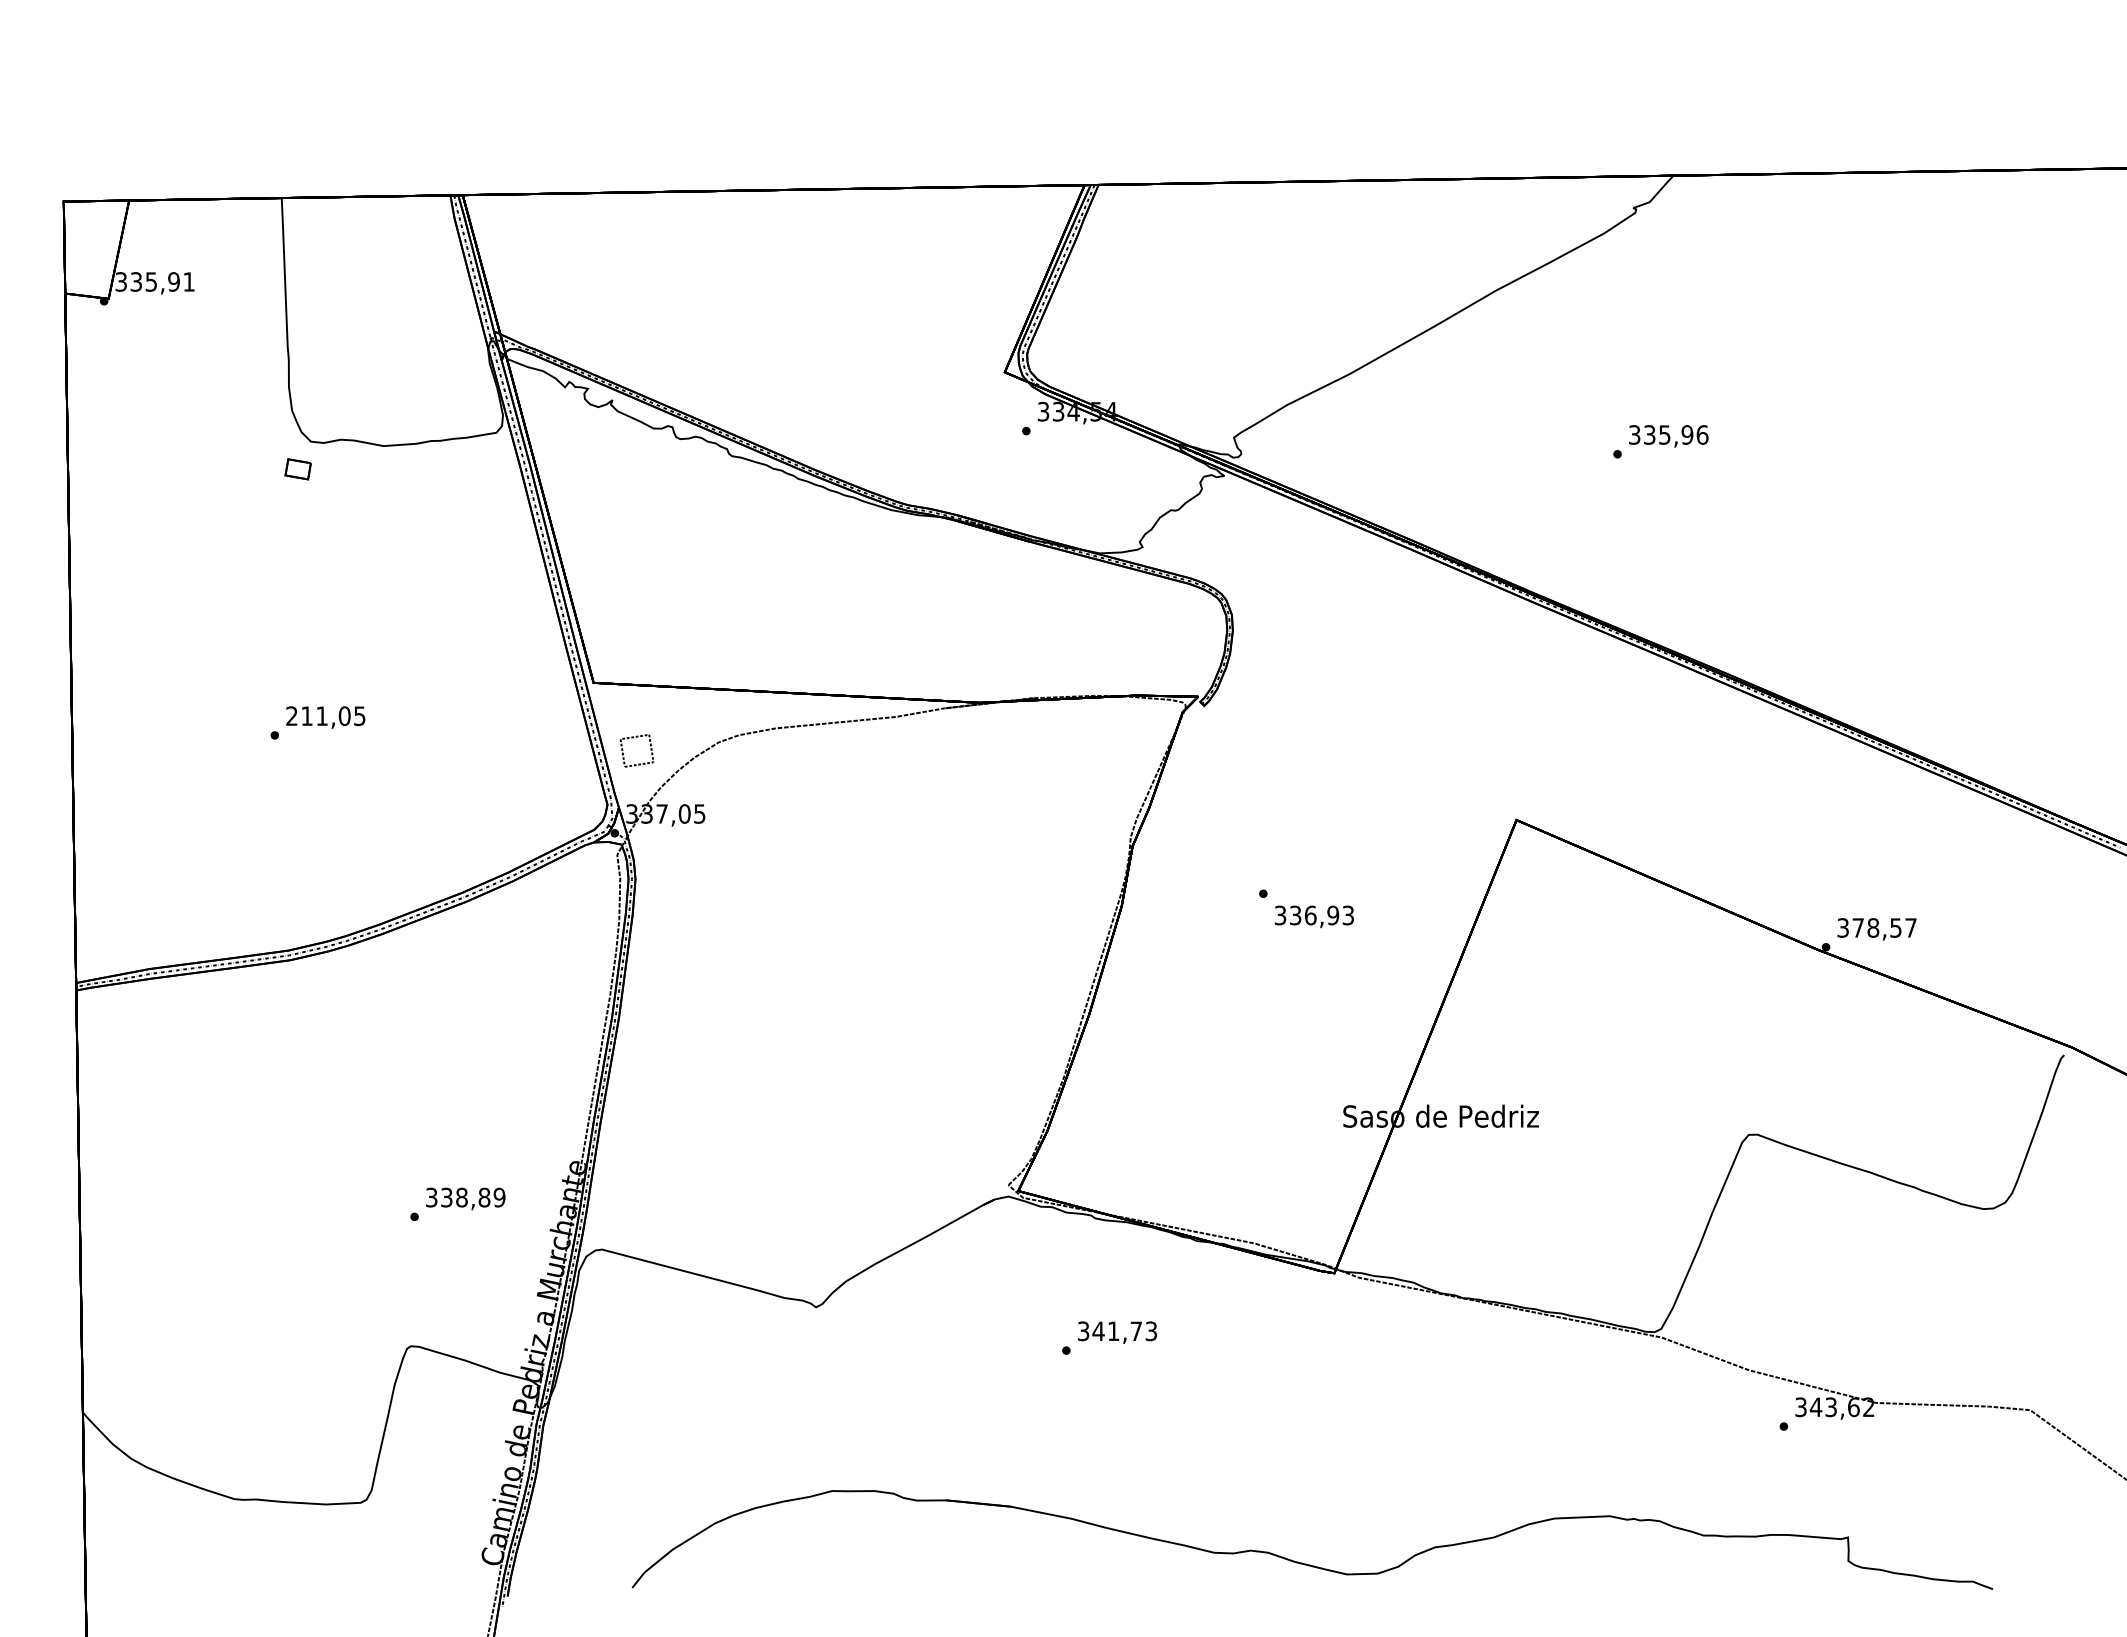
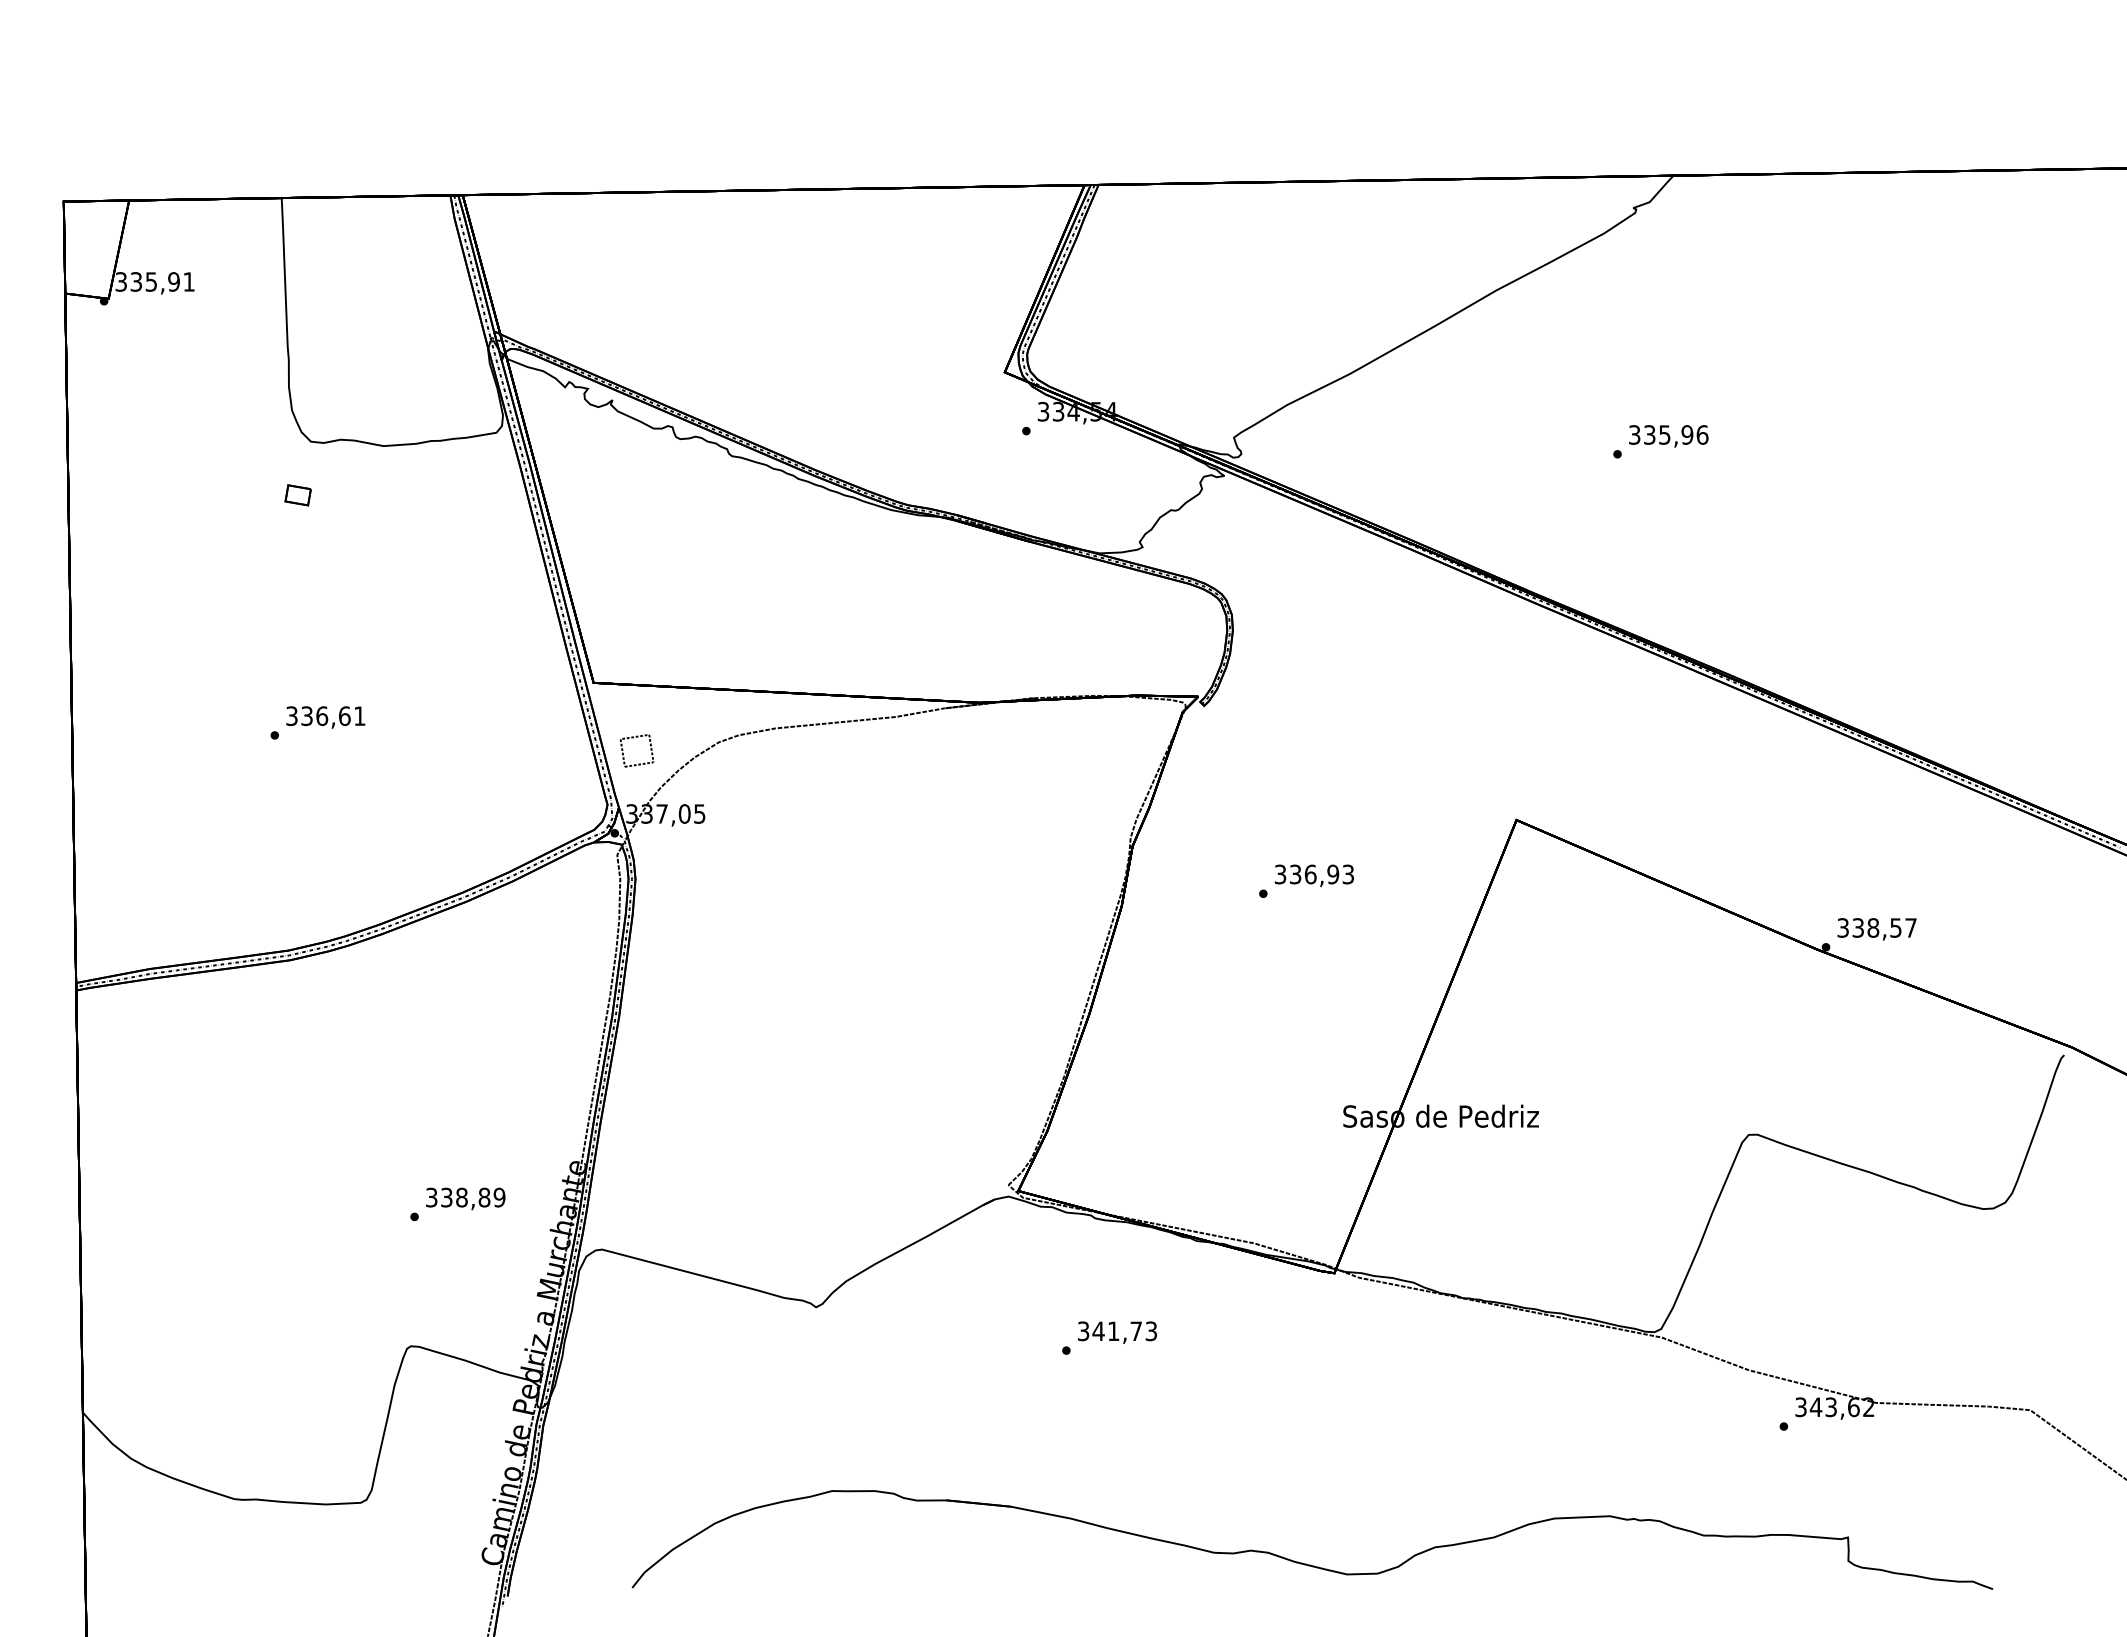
part position: (297, 469) -> (297, 495) (297, 495)
text: 211,05 -> 336,61 (325, 716)
text position: (1313, 916) -> (1313, 875) (1313, 875)
text: 378,57 -> 338,57 (1857, 927)
